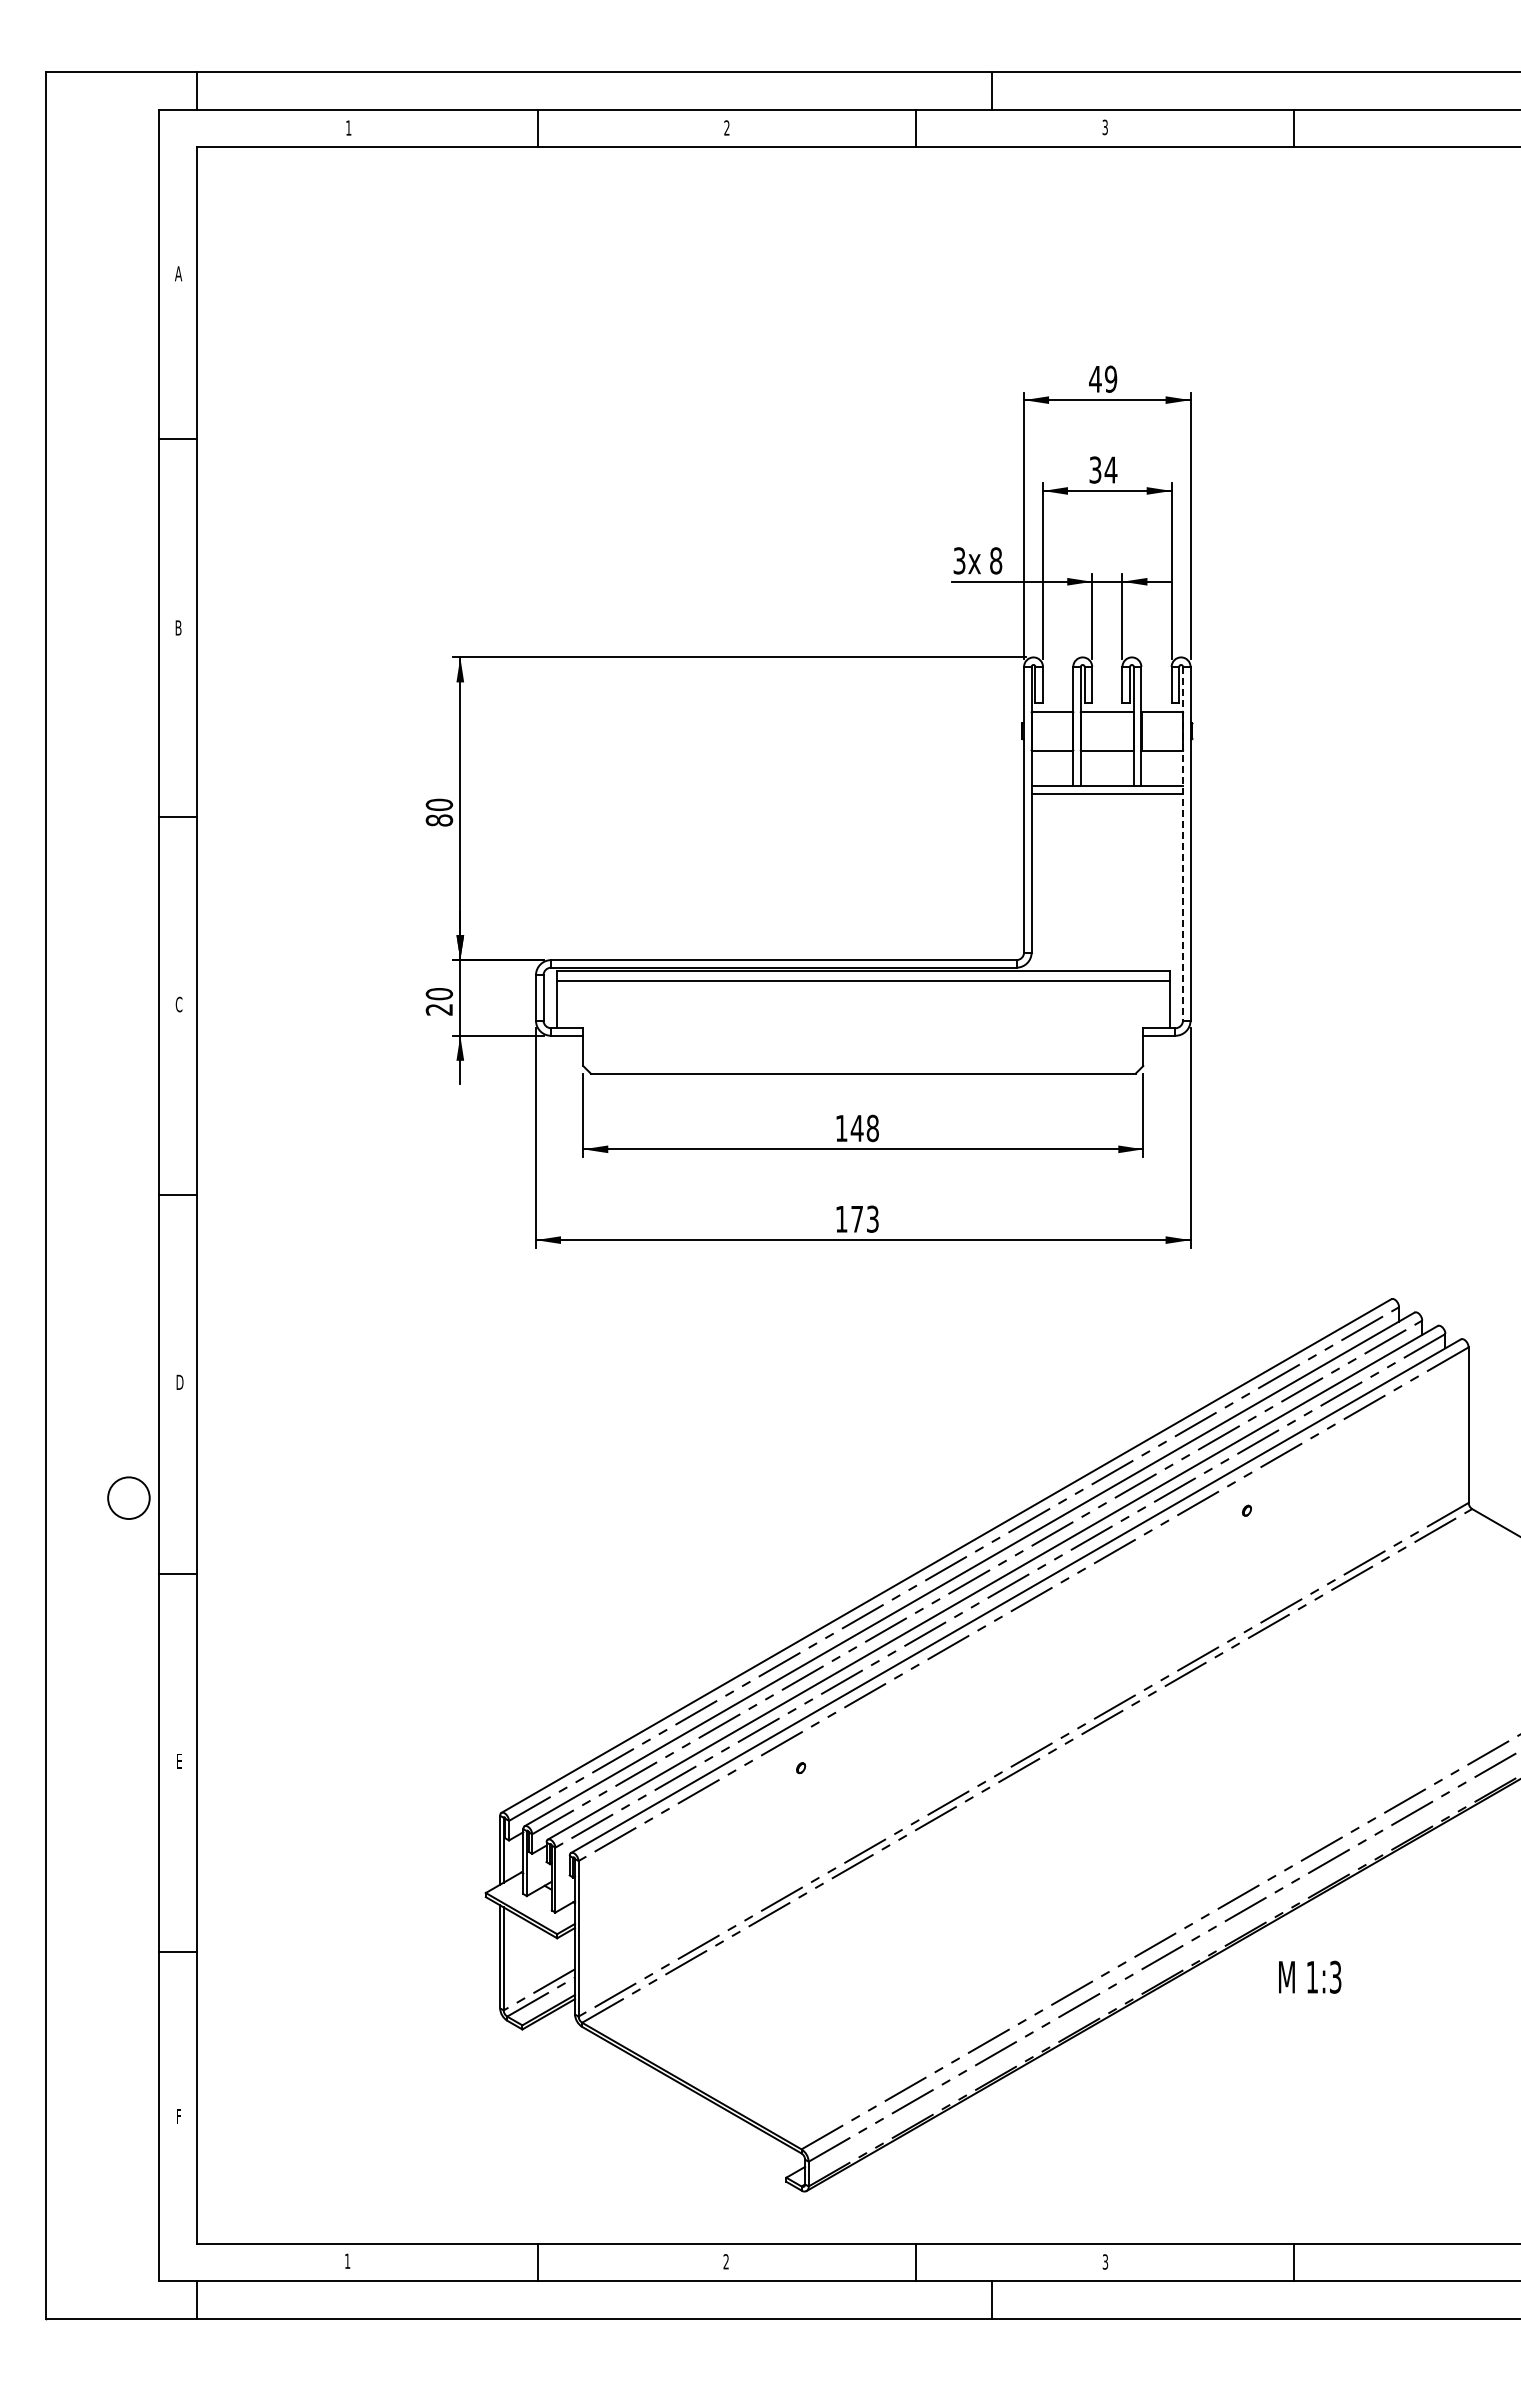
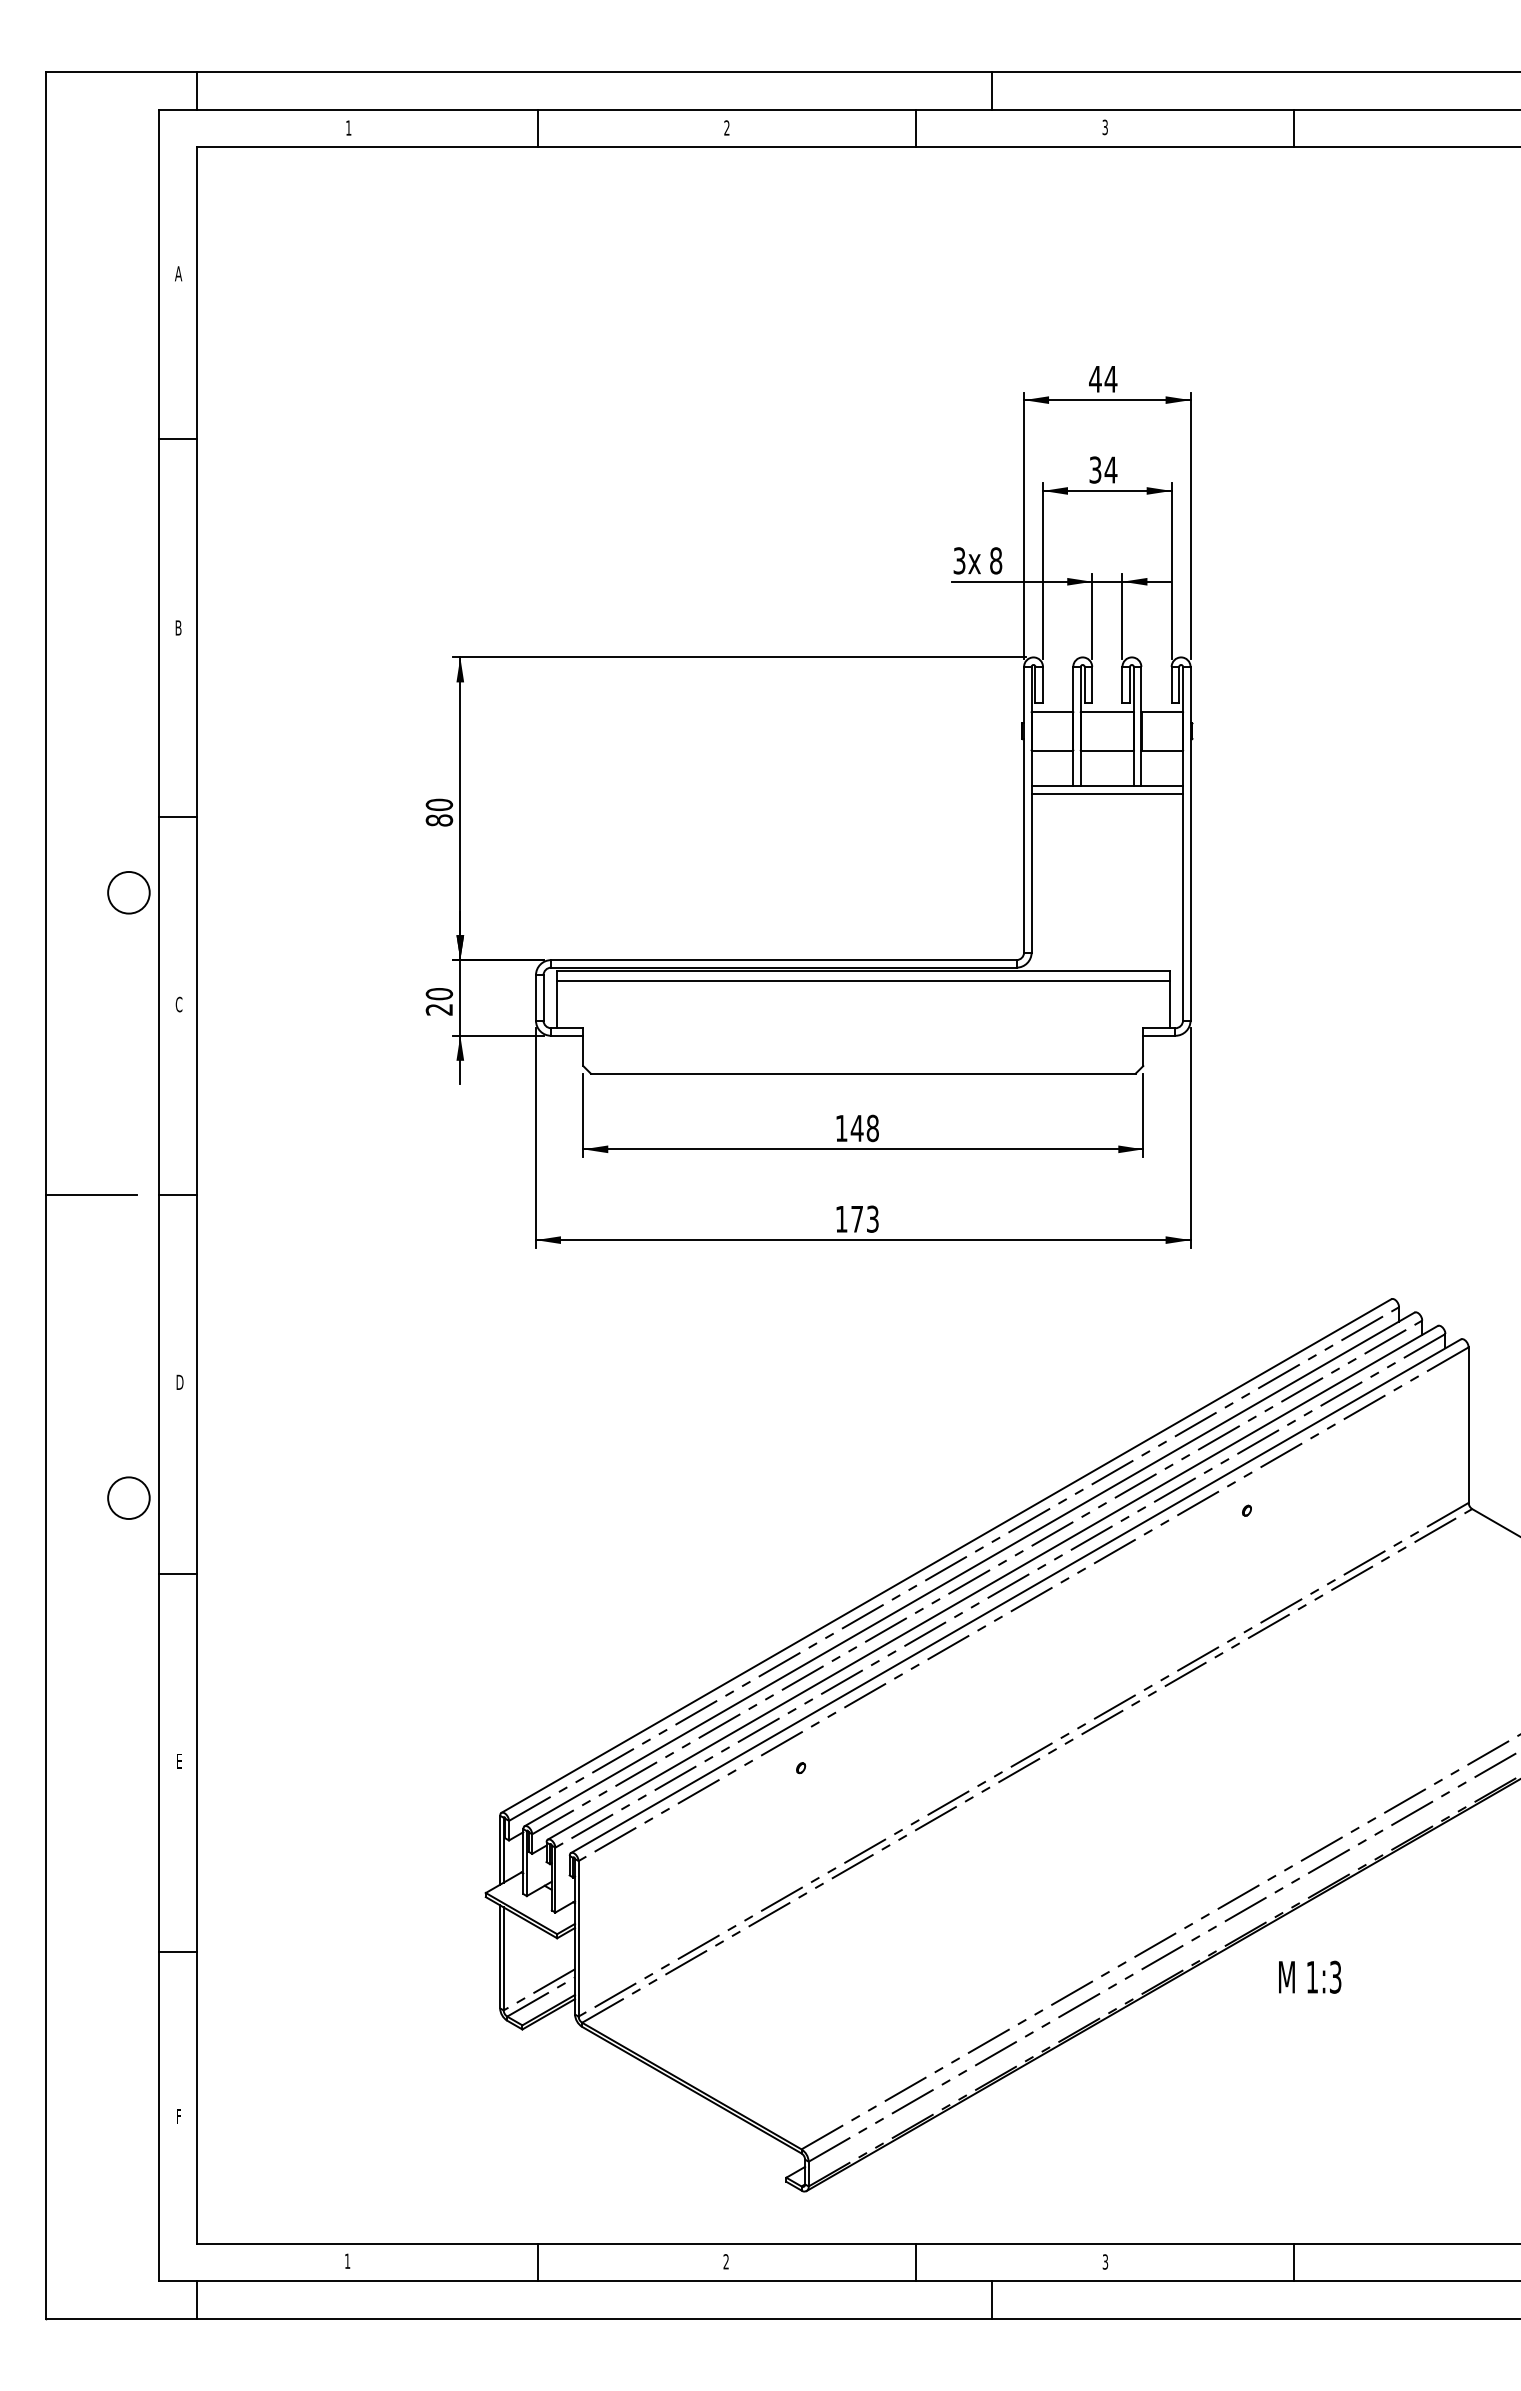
text: 49 -> 44 (1110, 378)
line: dashed -> solid (1183, 843)
circle: none -> present (128, 892)
line: none -> present (90, 1195)
